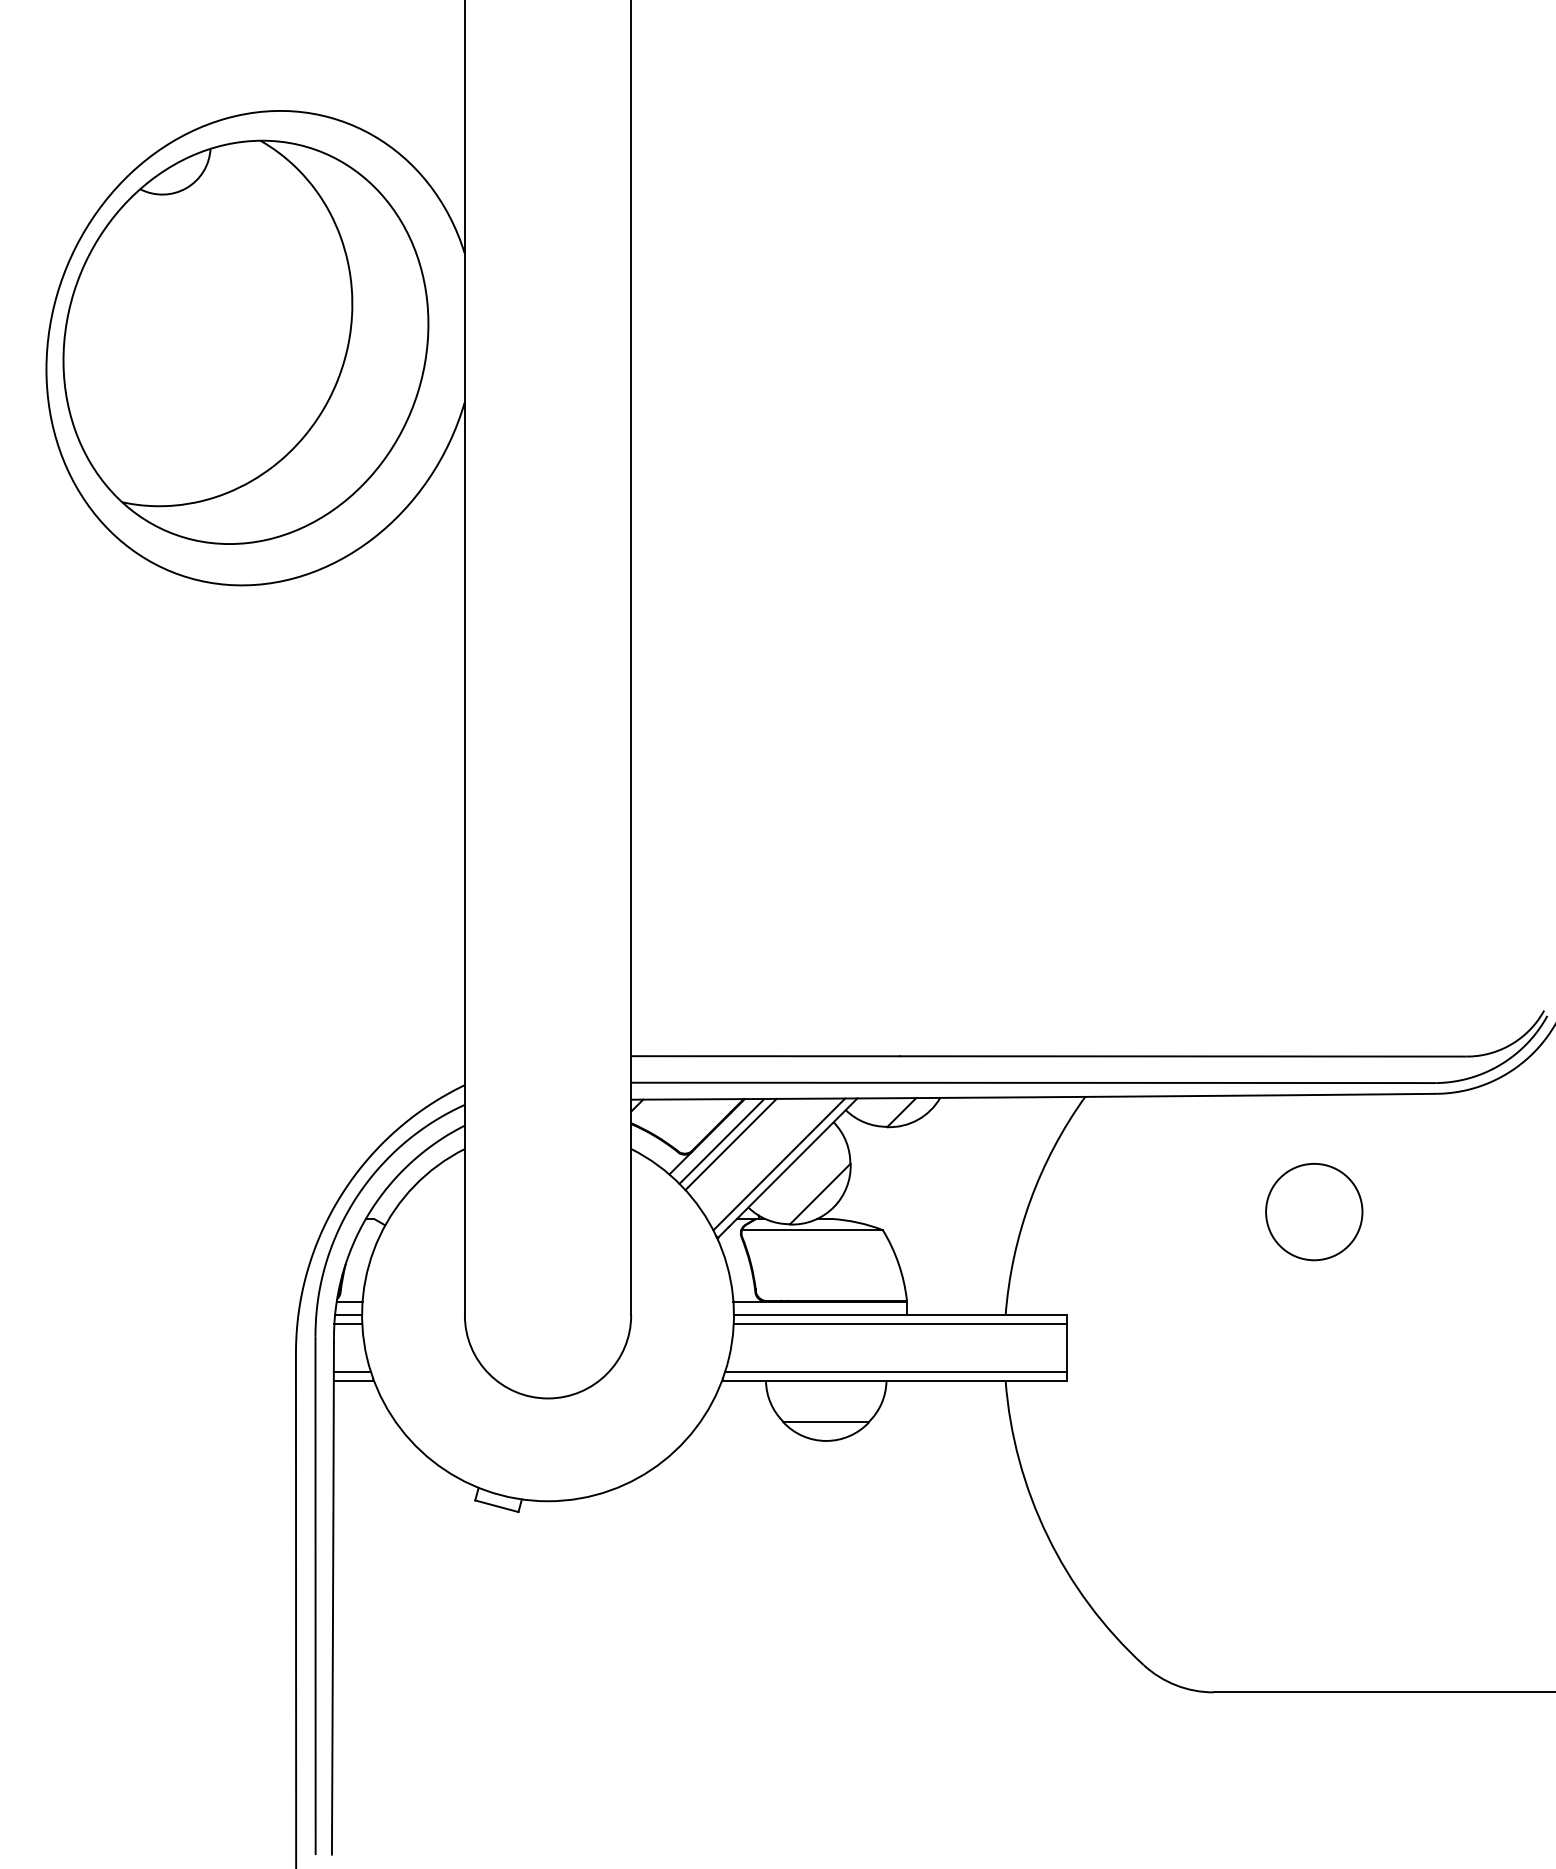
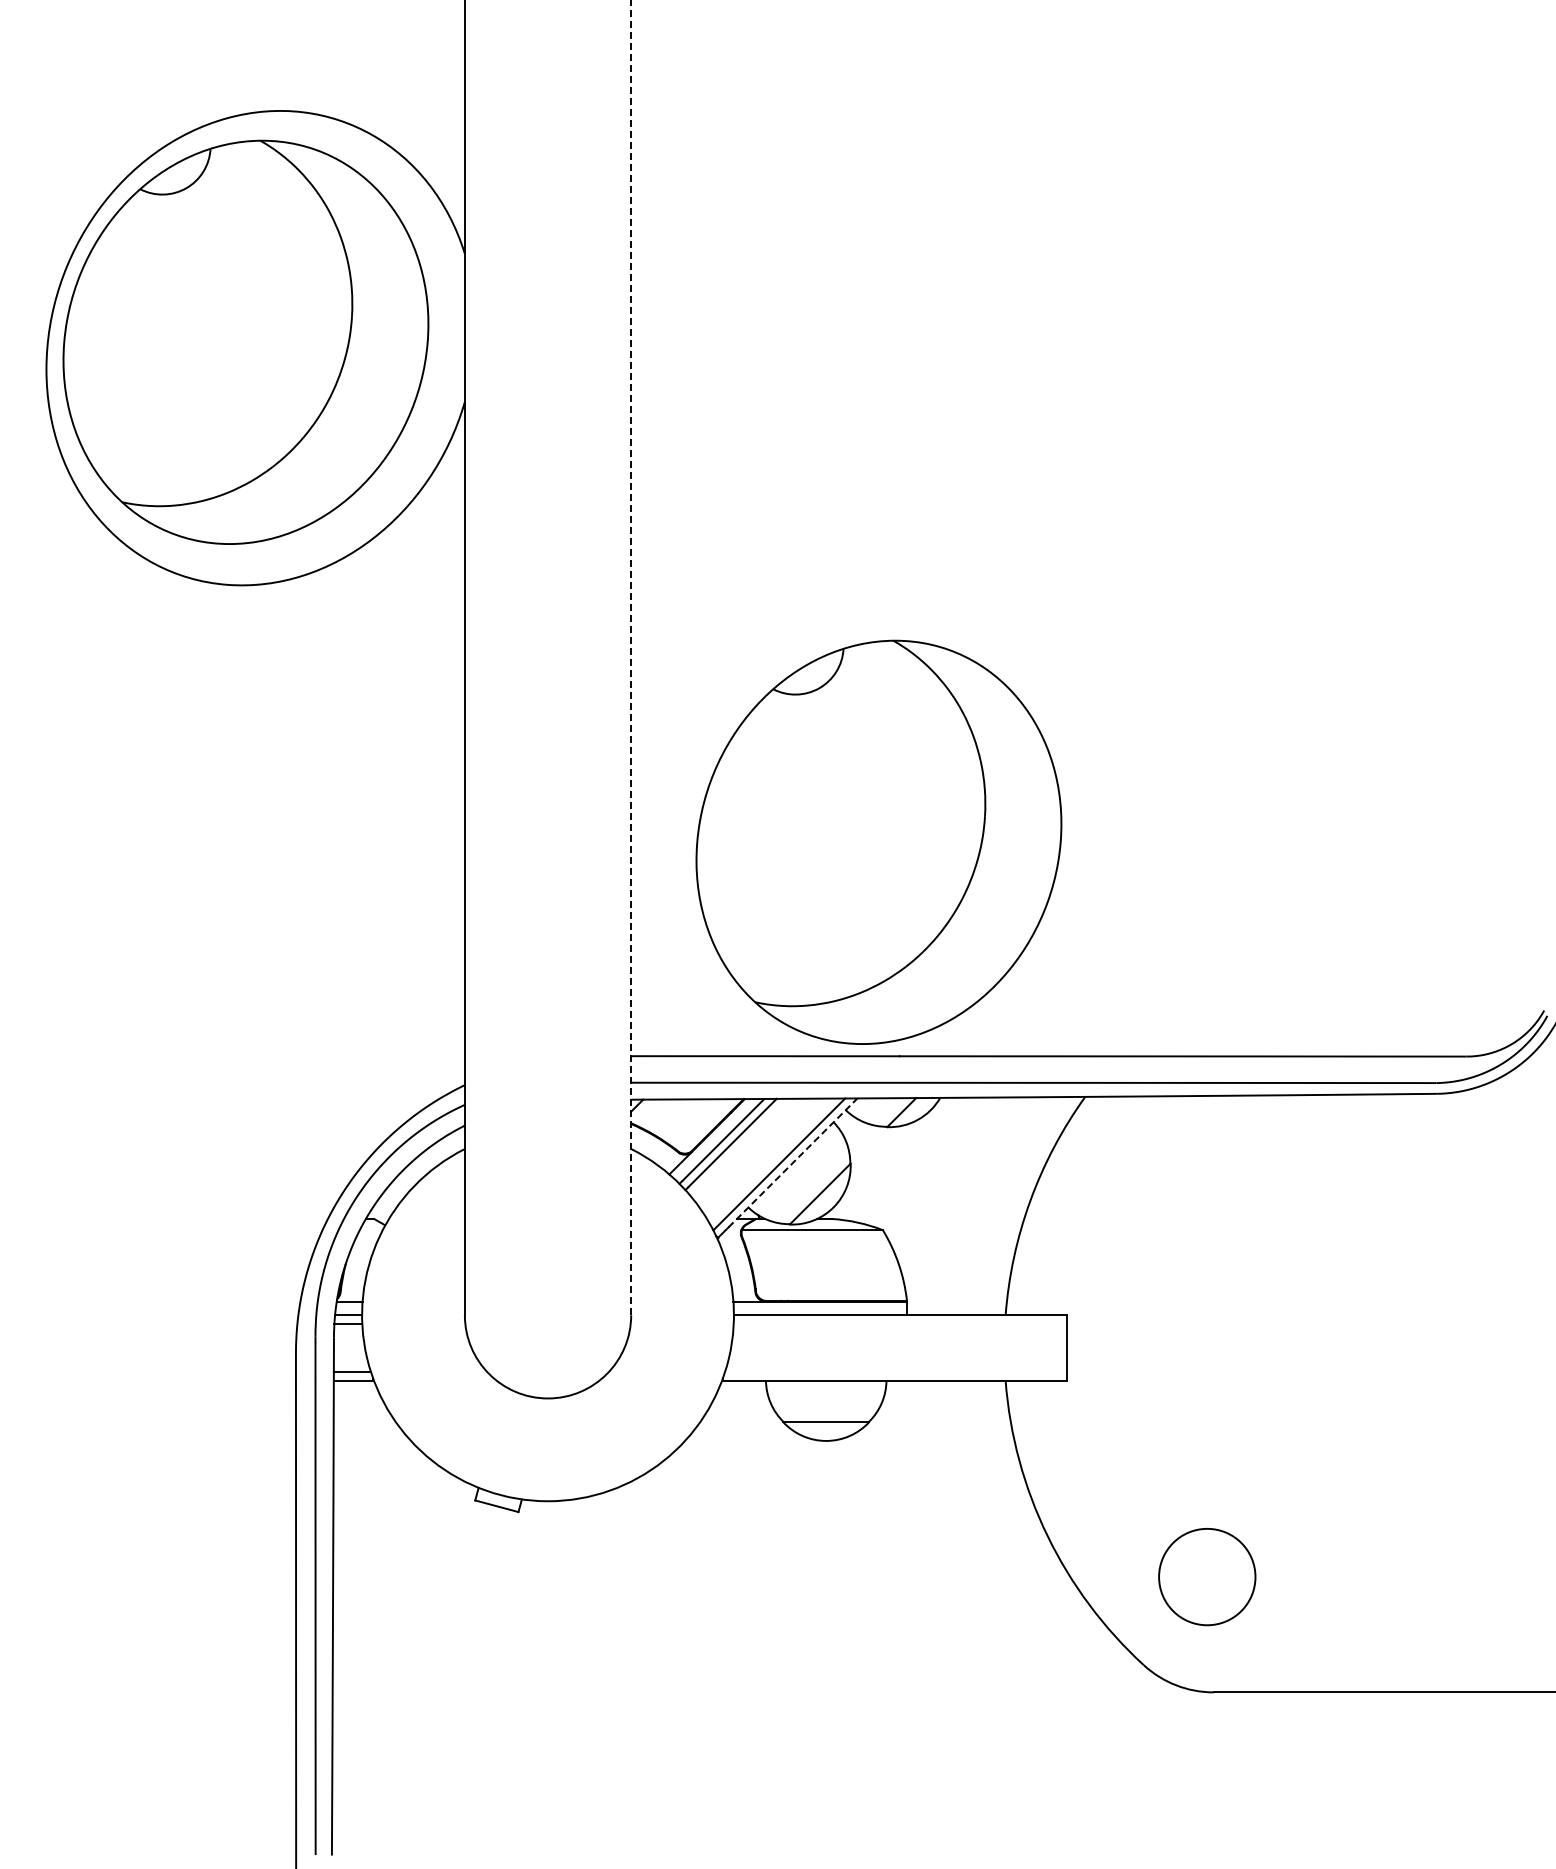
line: solid -> dashed (631, 657)
part: none -> present (878, 841)
line: solid -> dashed (793, 1162)
circle position: (1314, 1212) -> (1207, 1577) (1207, 1577)
line: present -> none (900, 1323)
line: present -> none (896, 1372)
